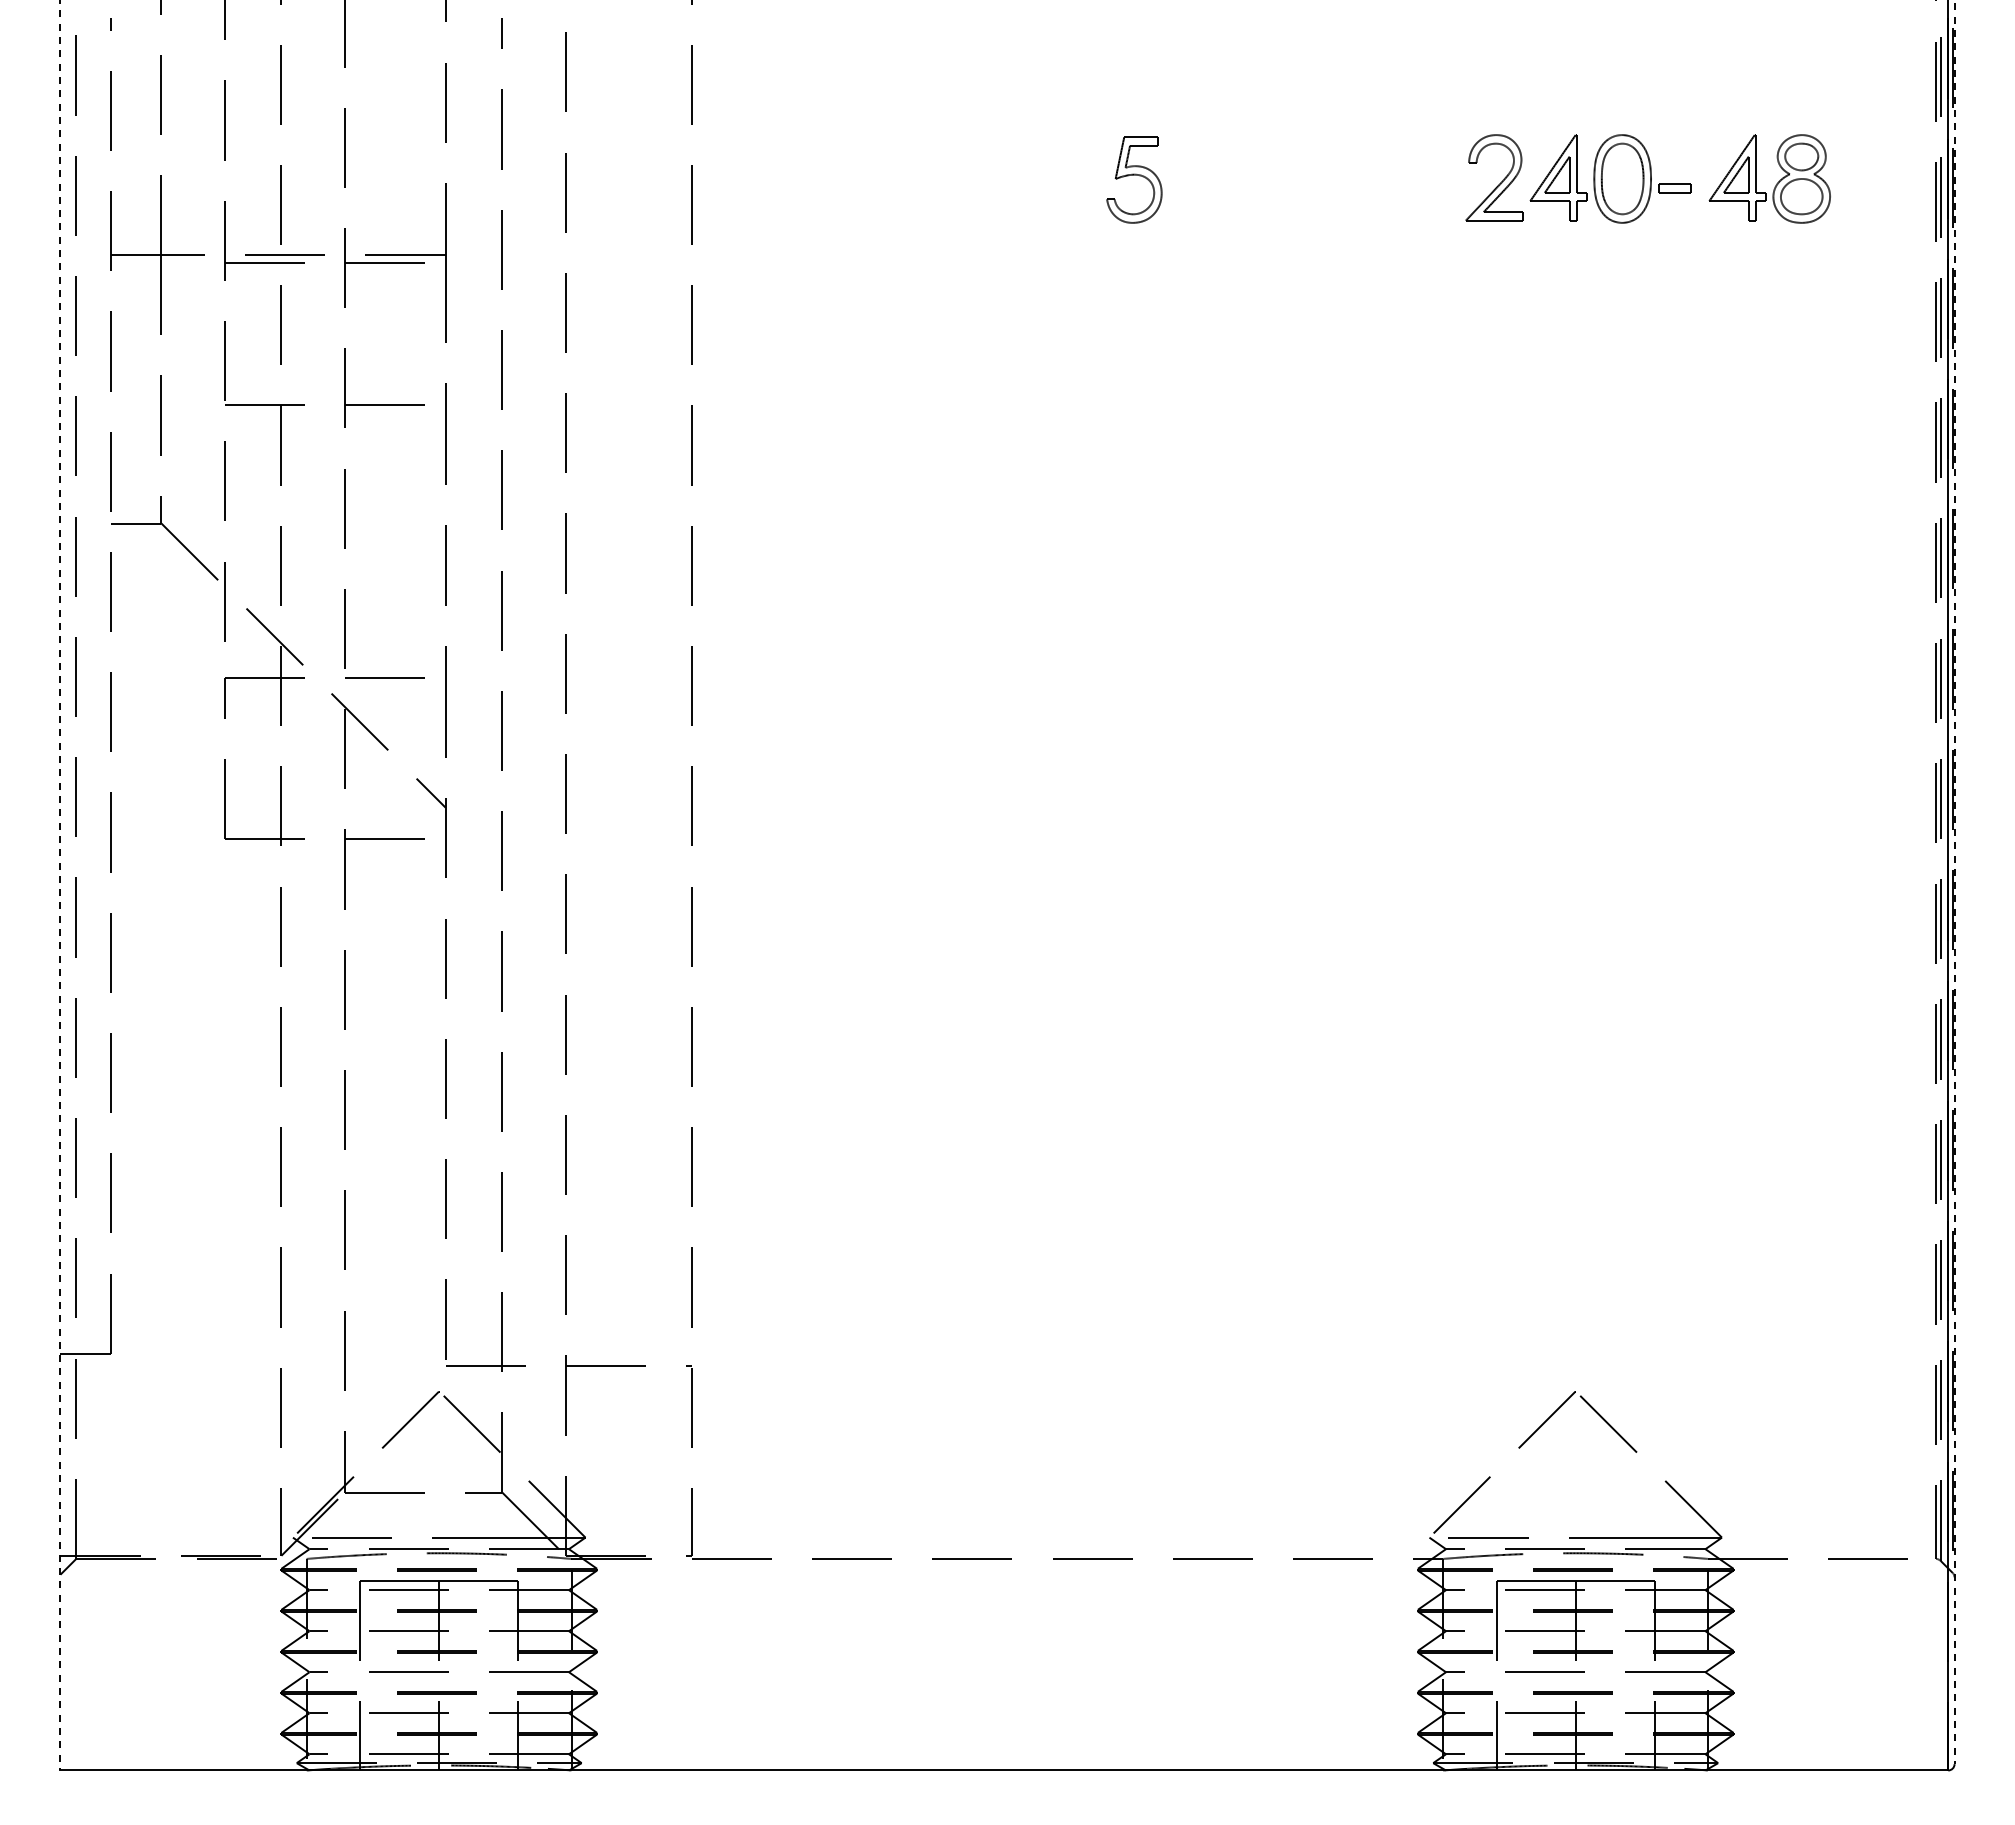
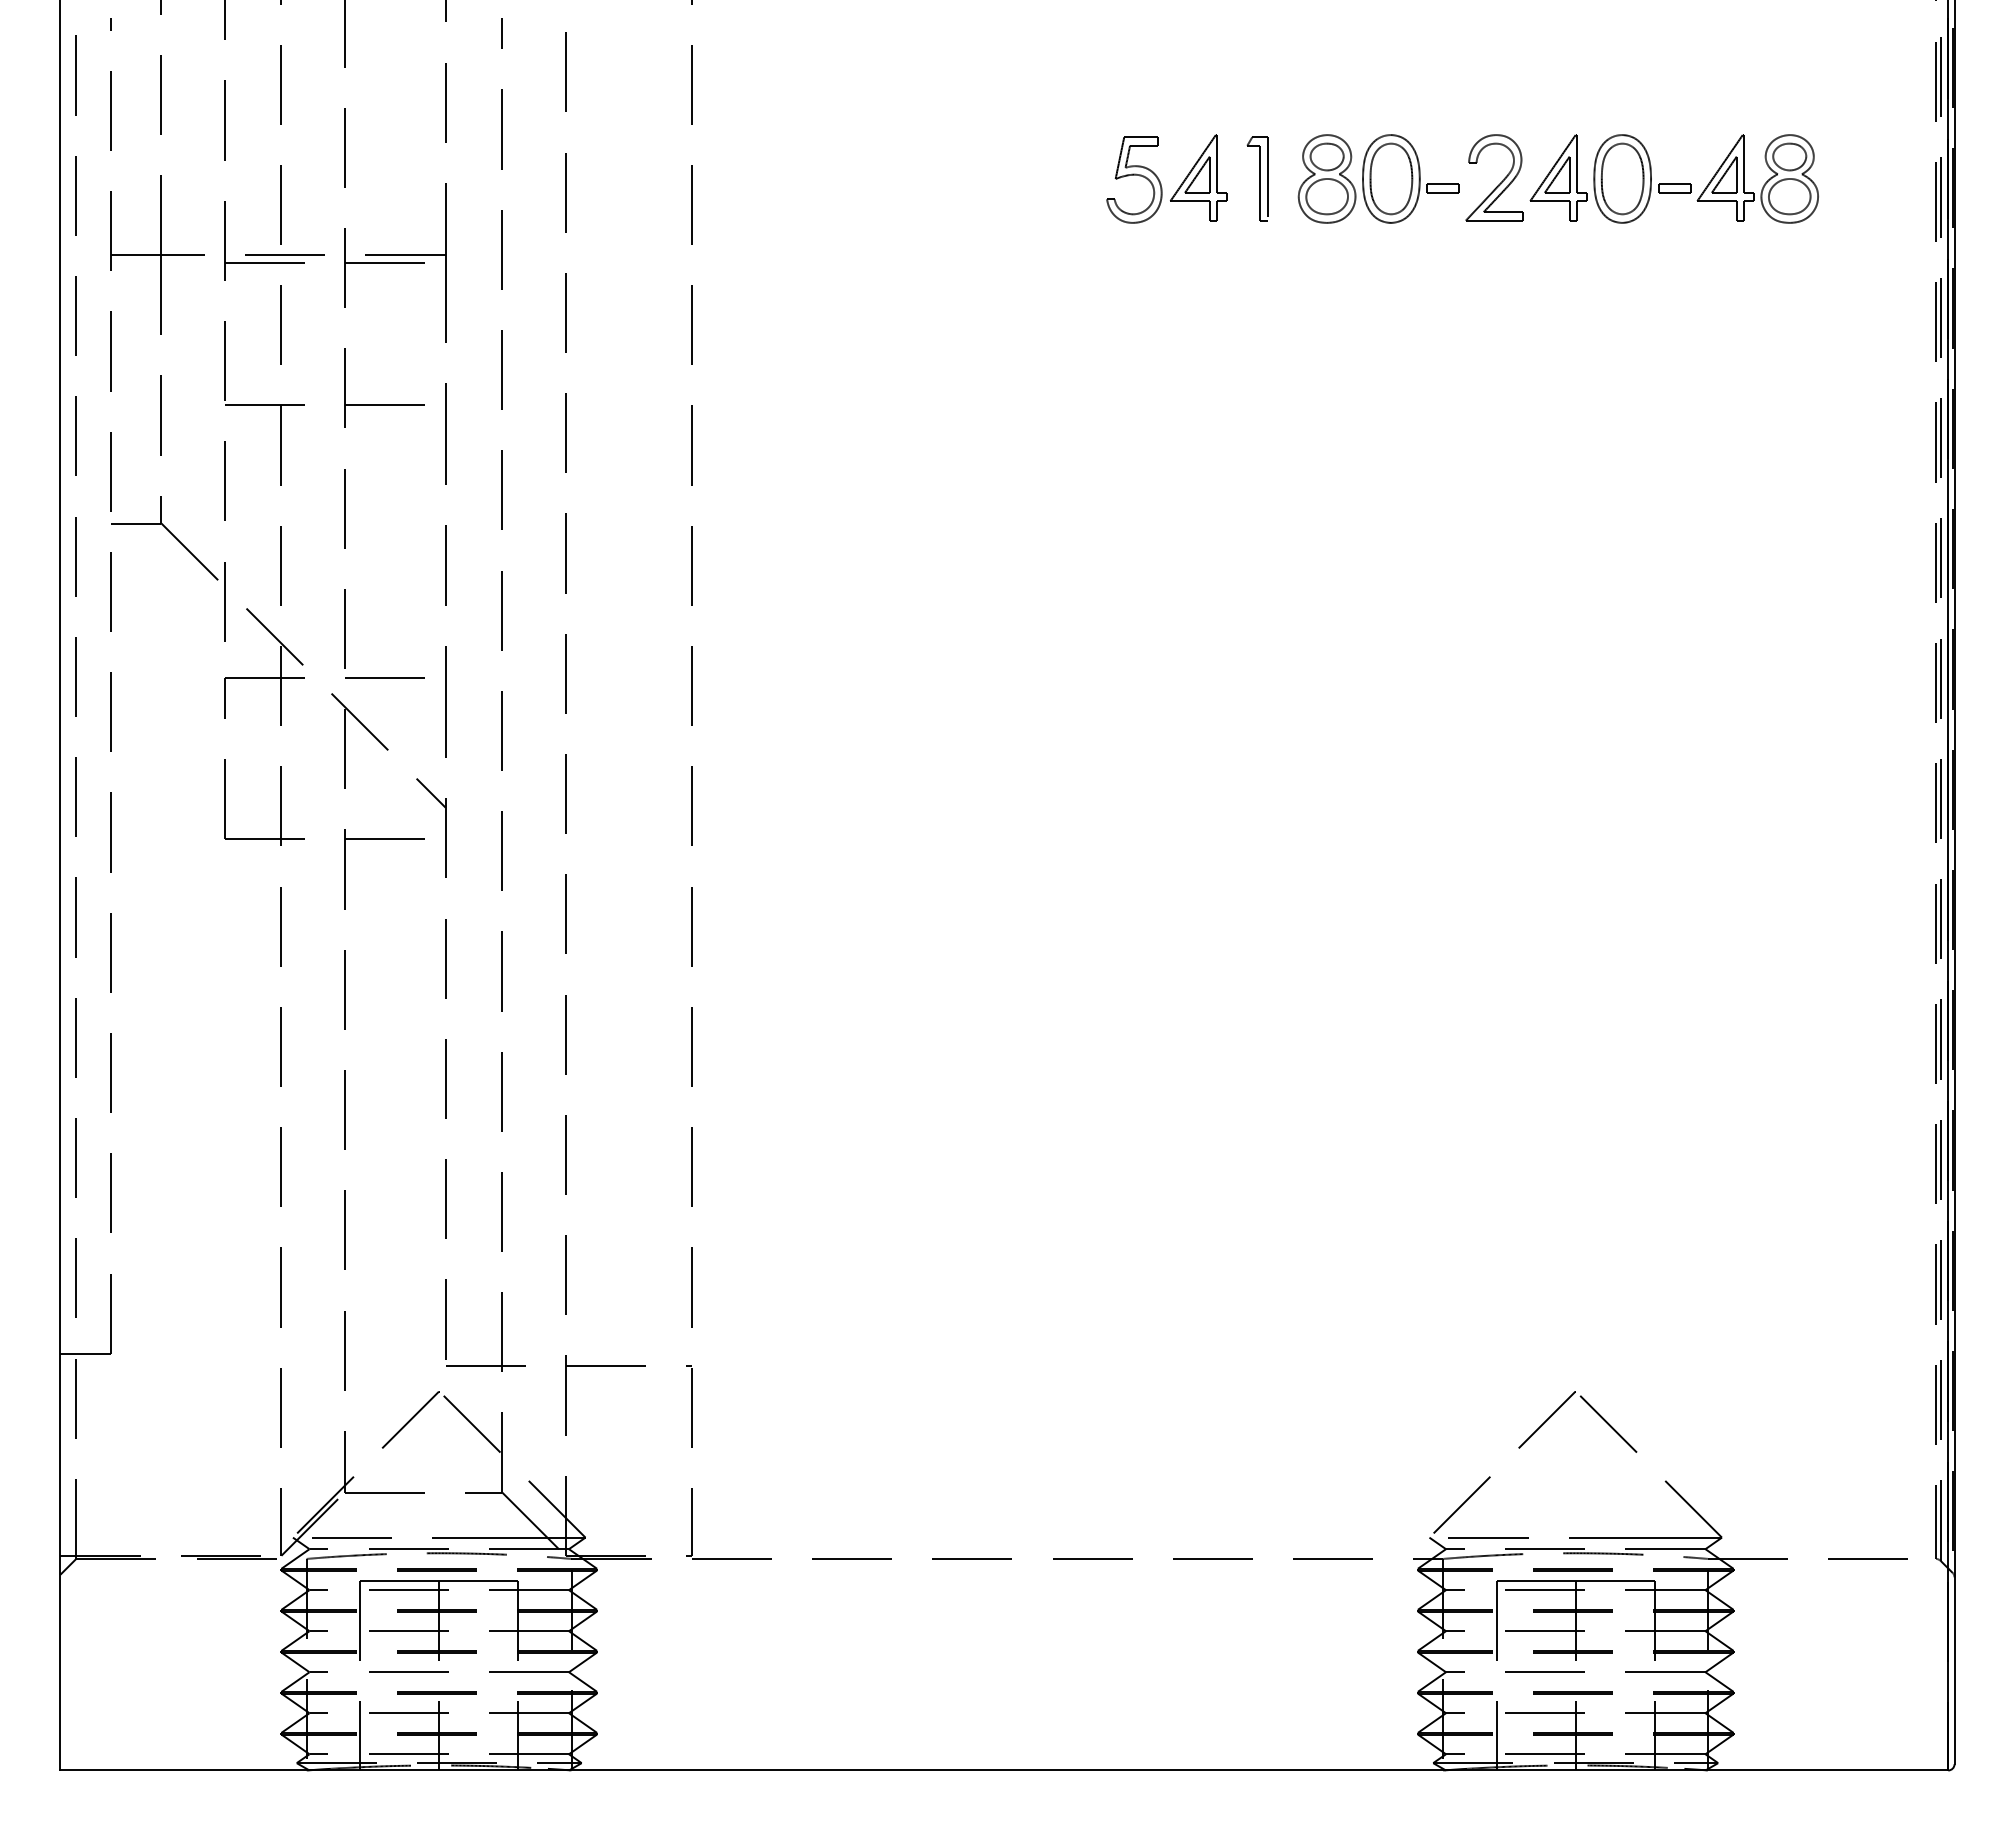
part: none -> present (1198, 177)
part: none -> present (1257, 178)
part: none -> present (1378, 178)
part position: (1776, 183) -> (1764, 183) (1764, 183)
line: dashed -> solid (1954, 882)
line: dashed -> solid (60, 885)
